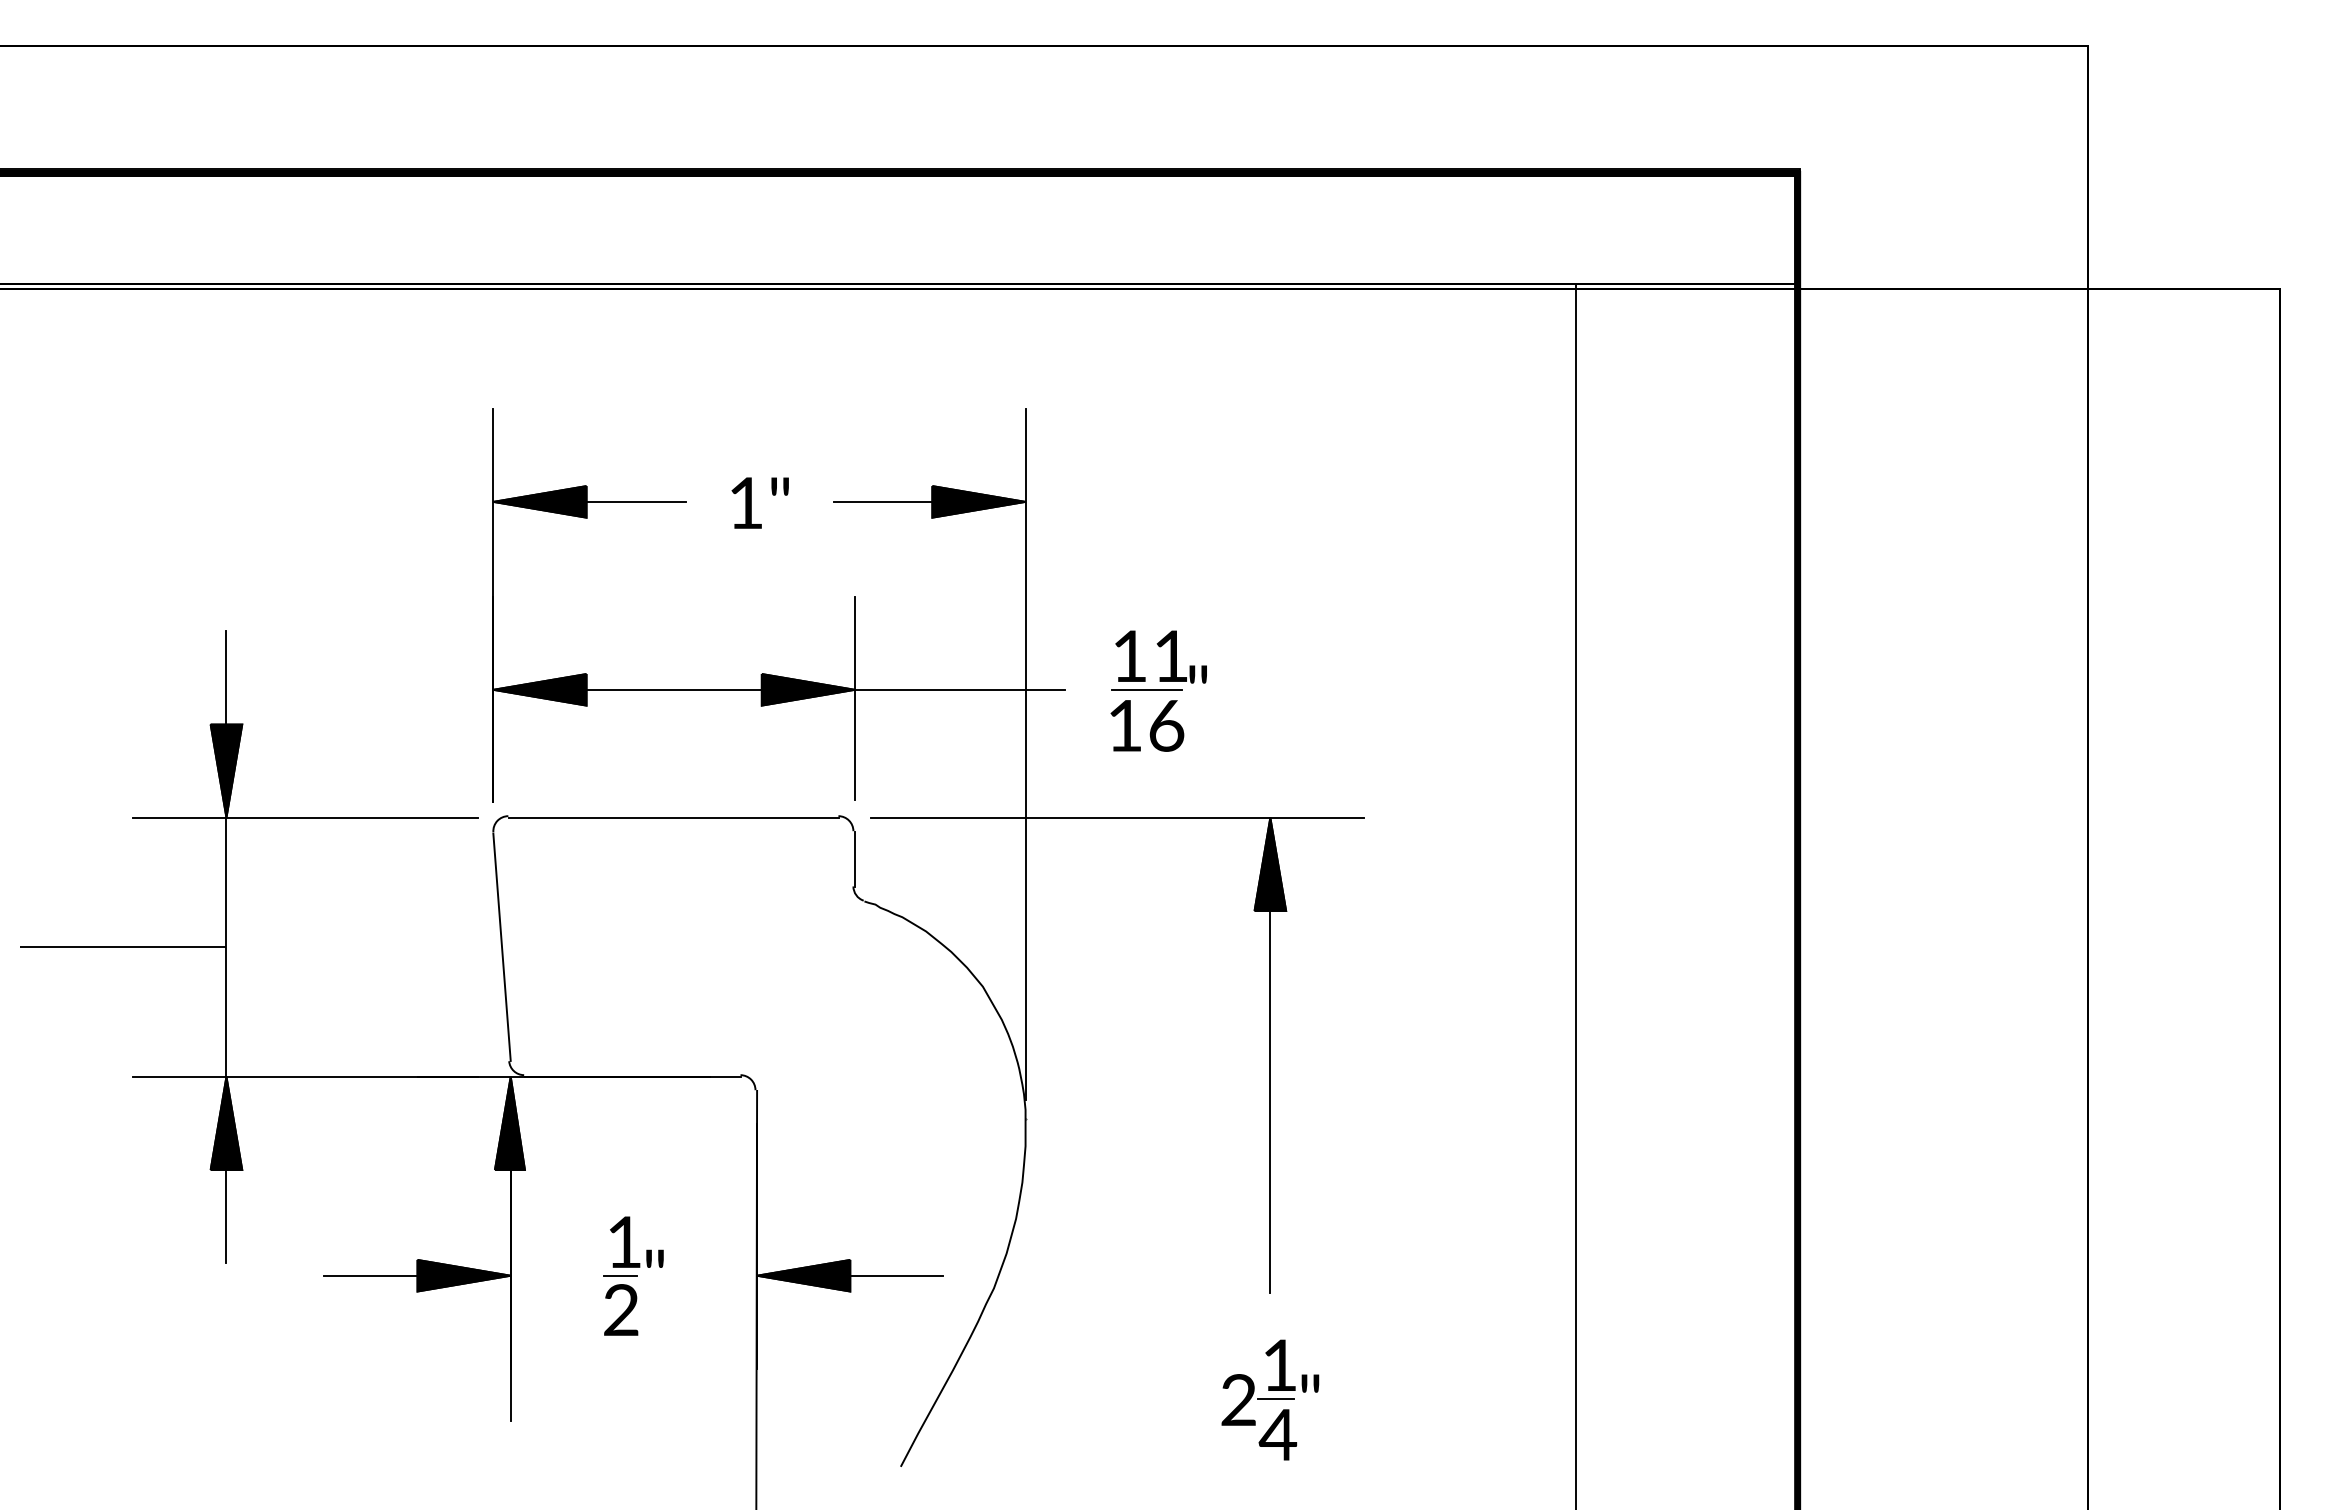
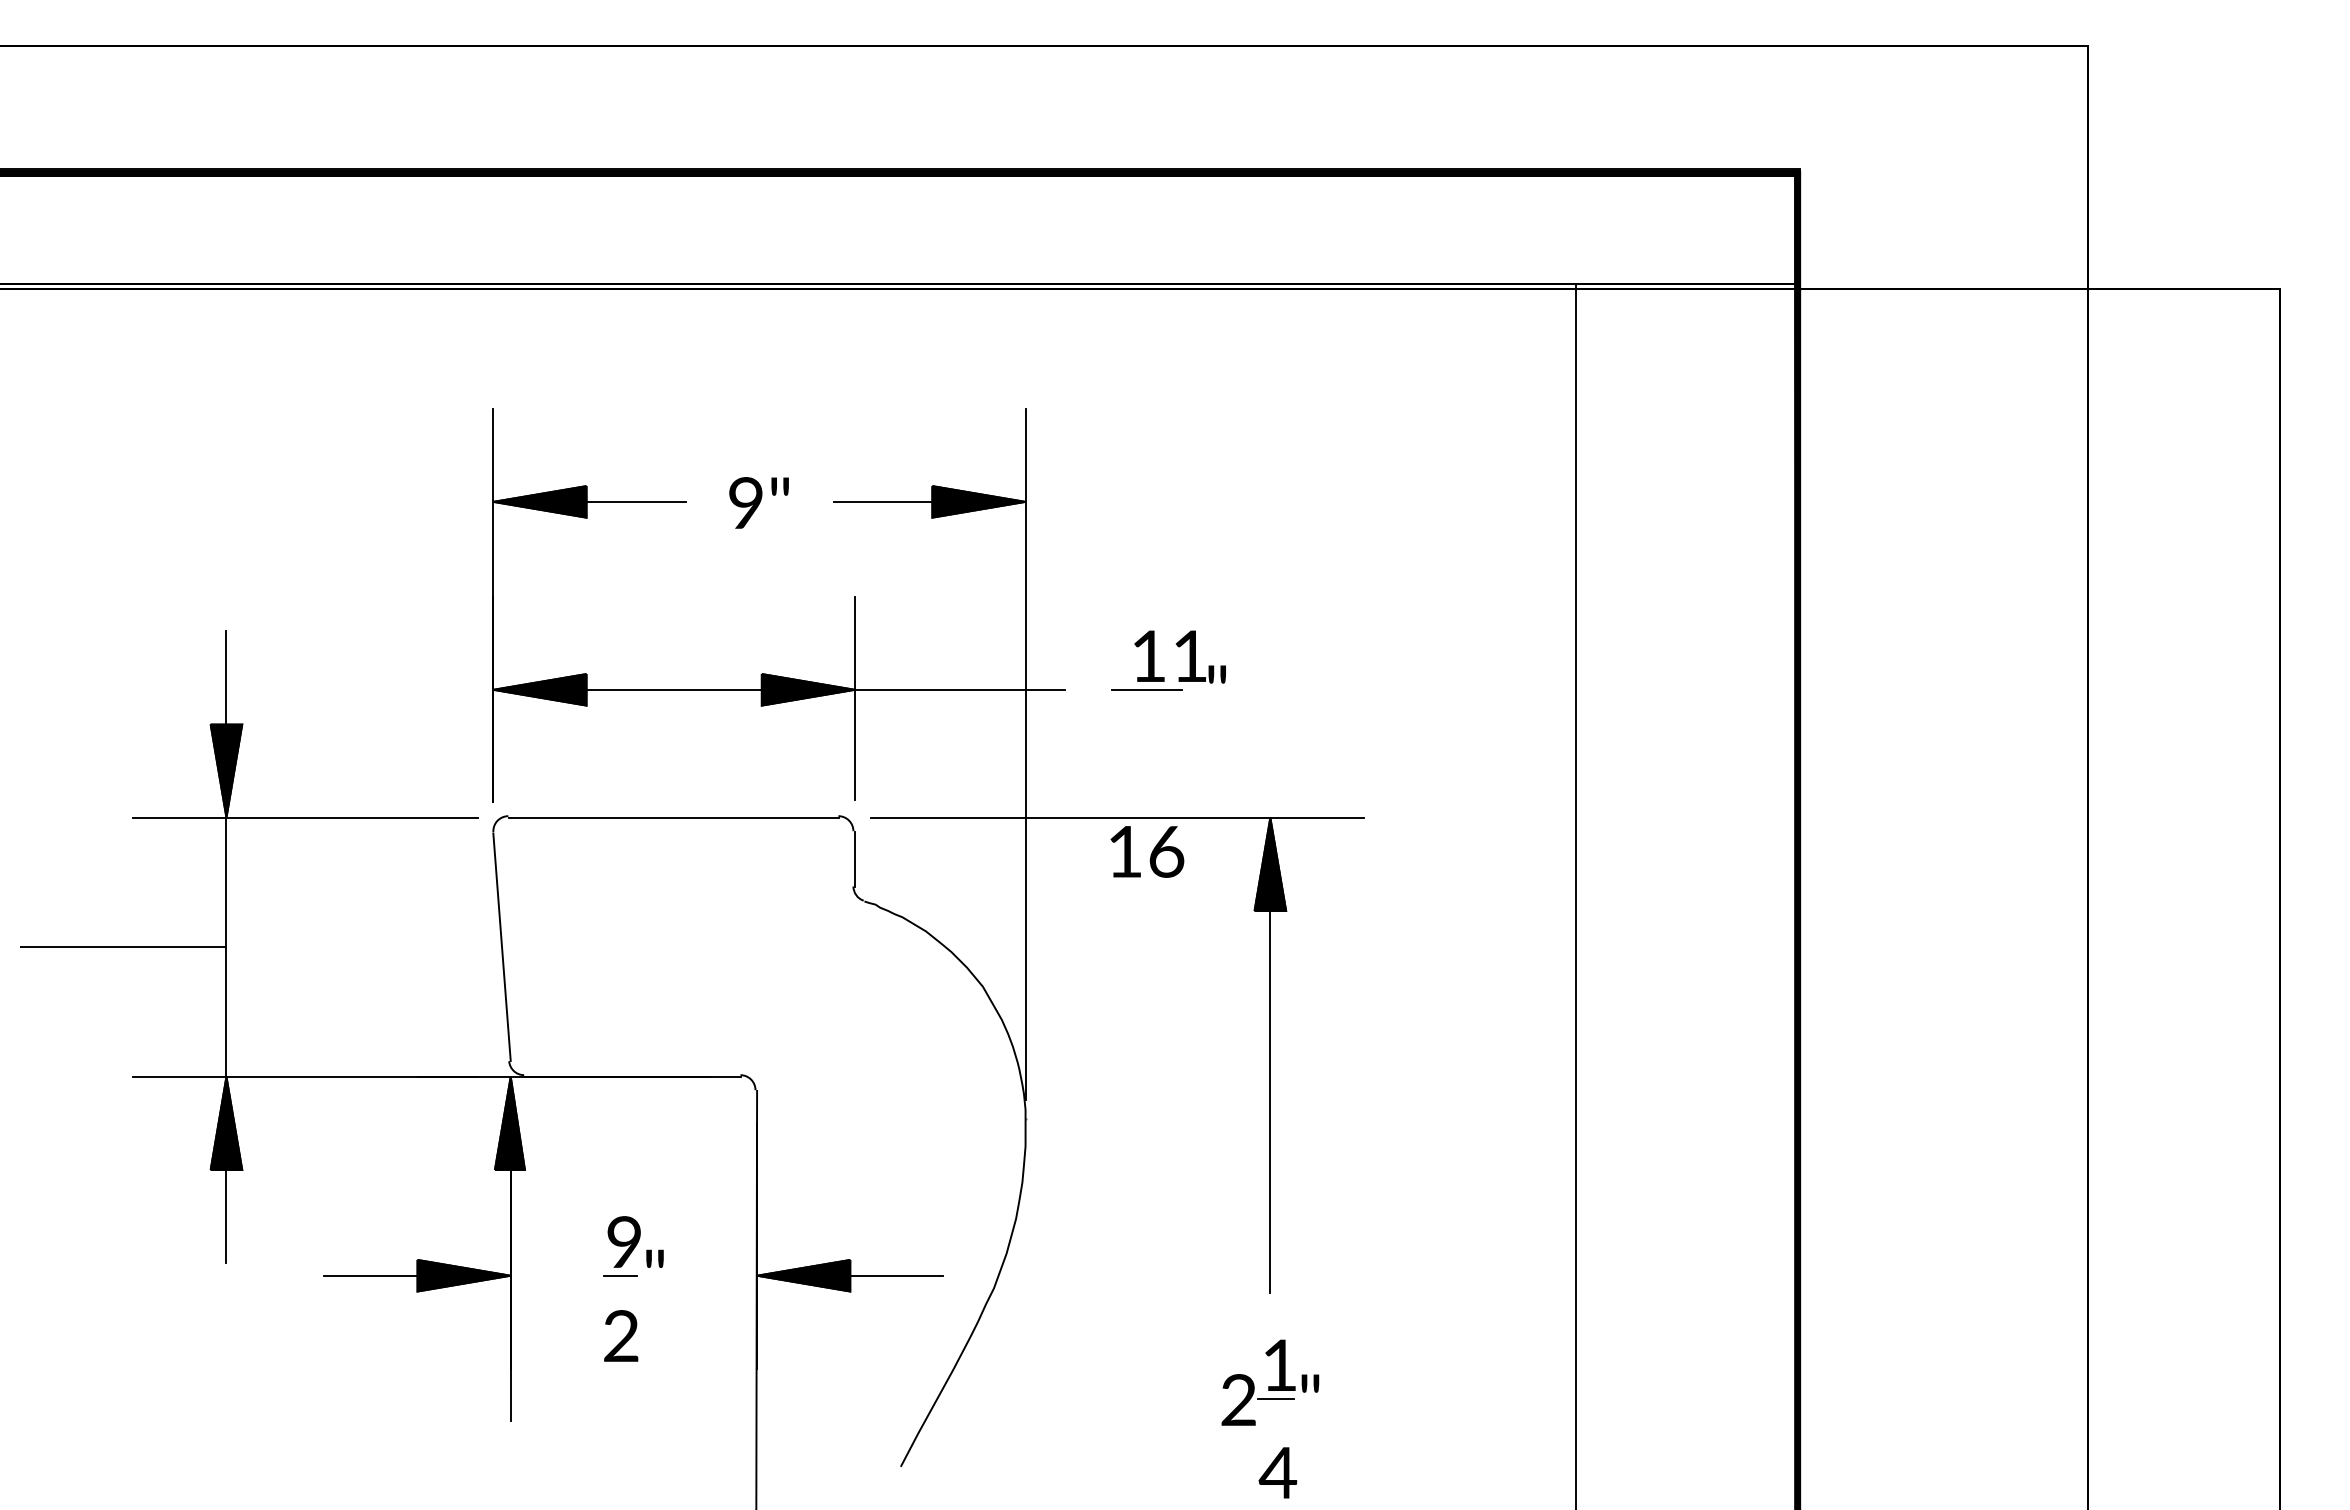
text: 1" -> 9" (745, 502)
text position: (1160, 656) -> (1179, 656) (1179, 656)
text position: (1147, 725) -> (1147, 851) (1147, 851)
text: 1 -> 9 (623, 1241)
text position: (621, 1309) -> (621, 1335) (621, 1335)
text position: (1277, 1434) -> (1277, 1472) (1277, 1472)
